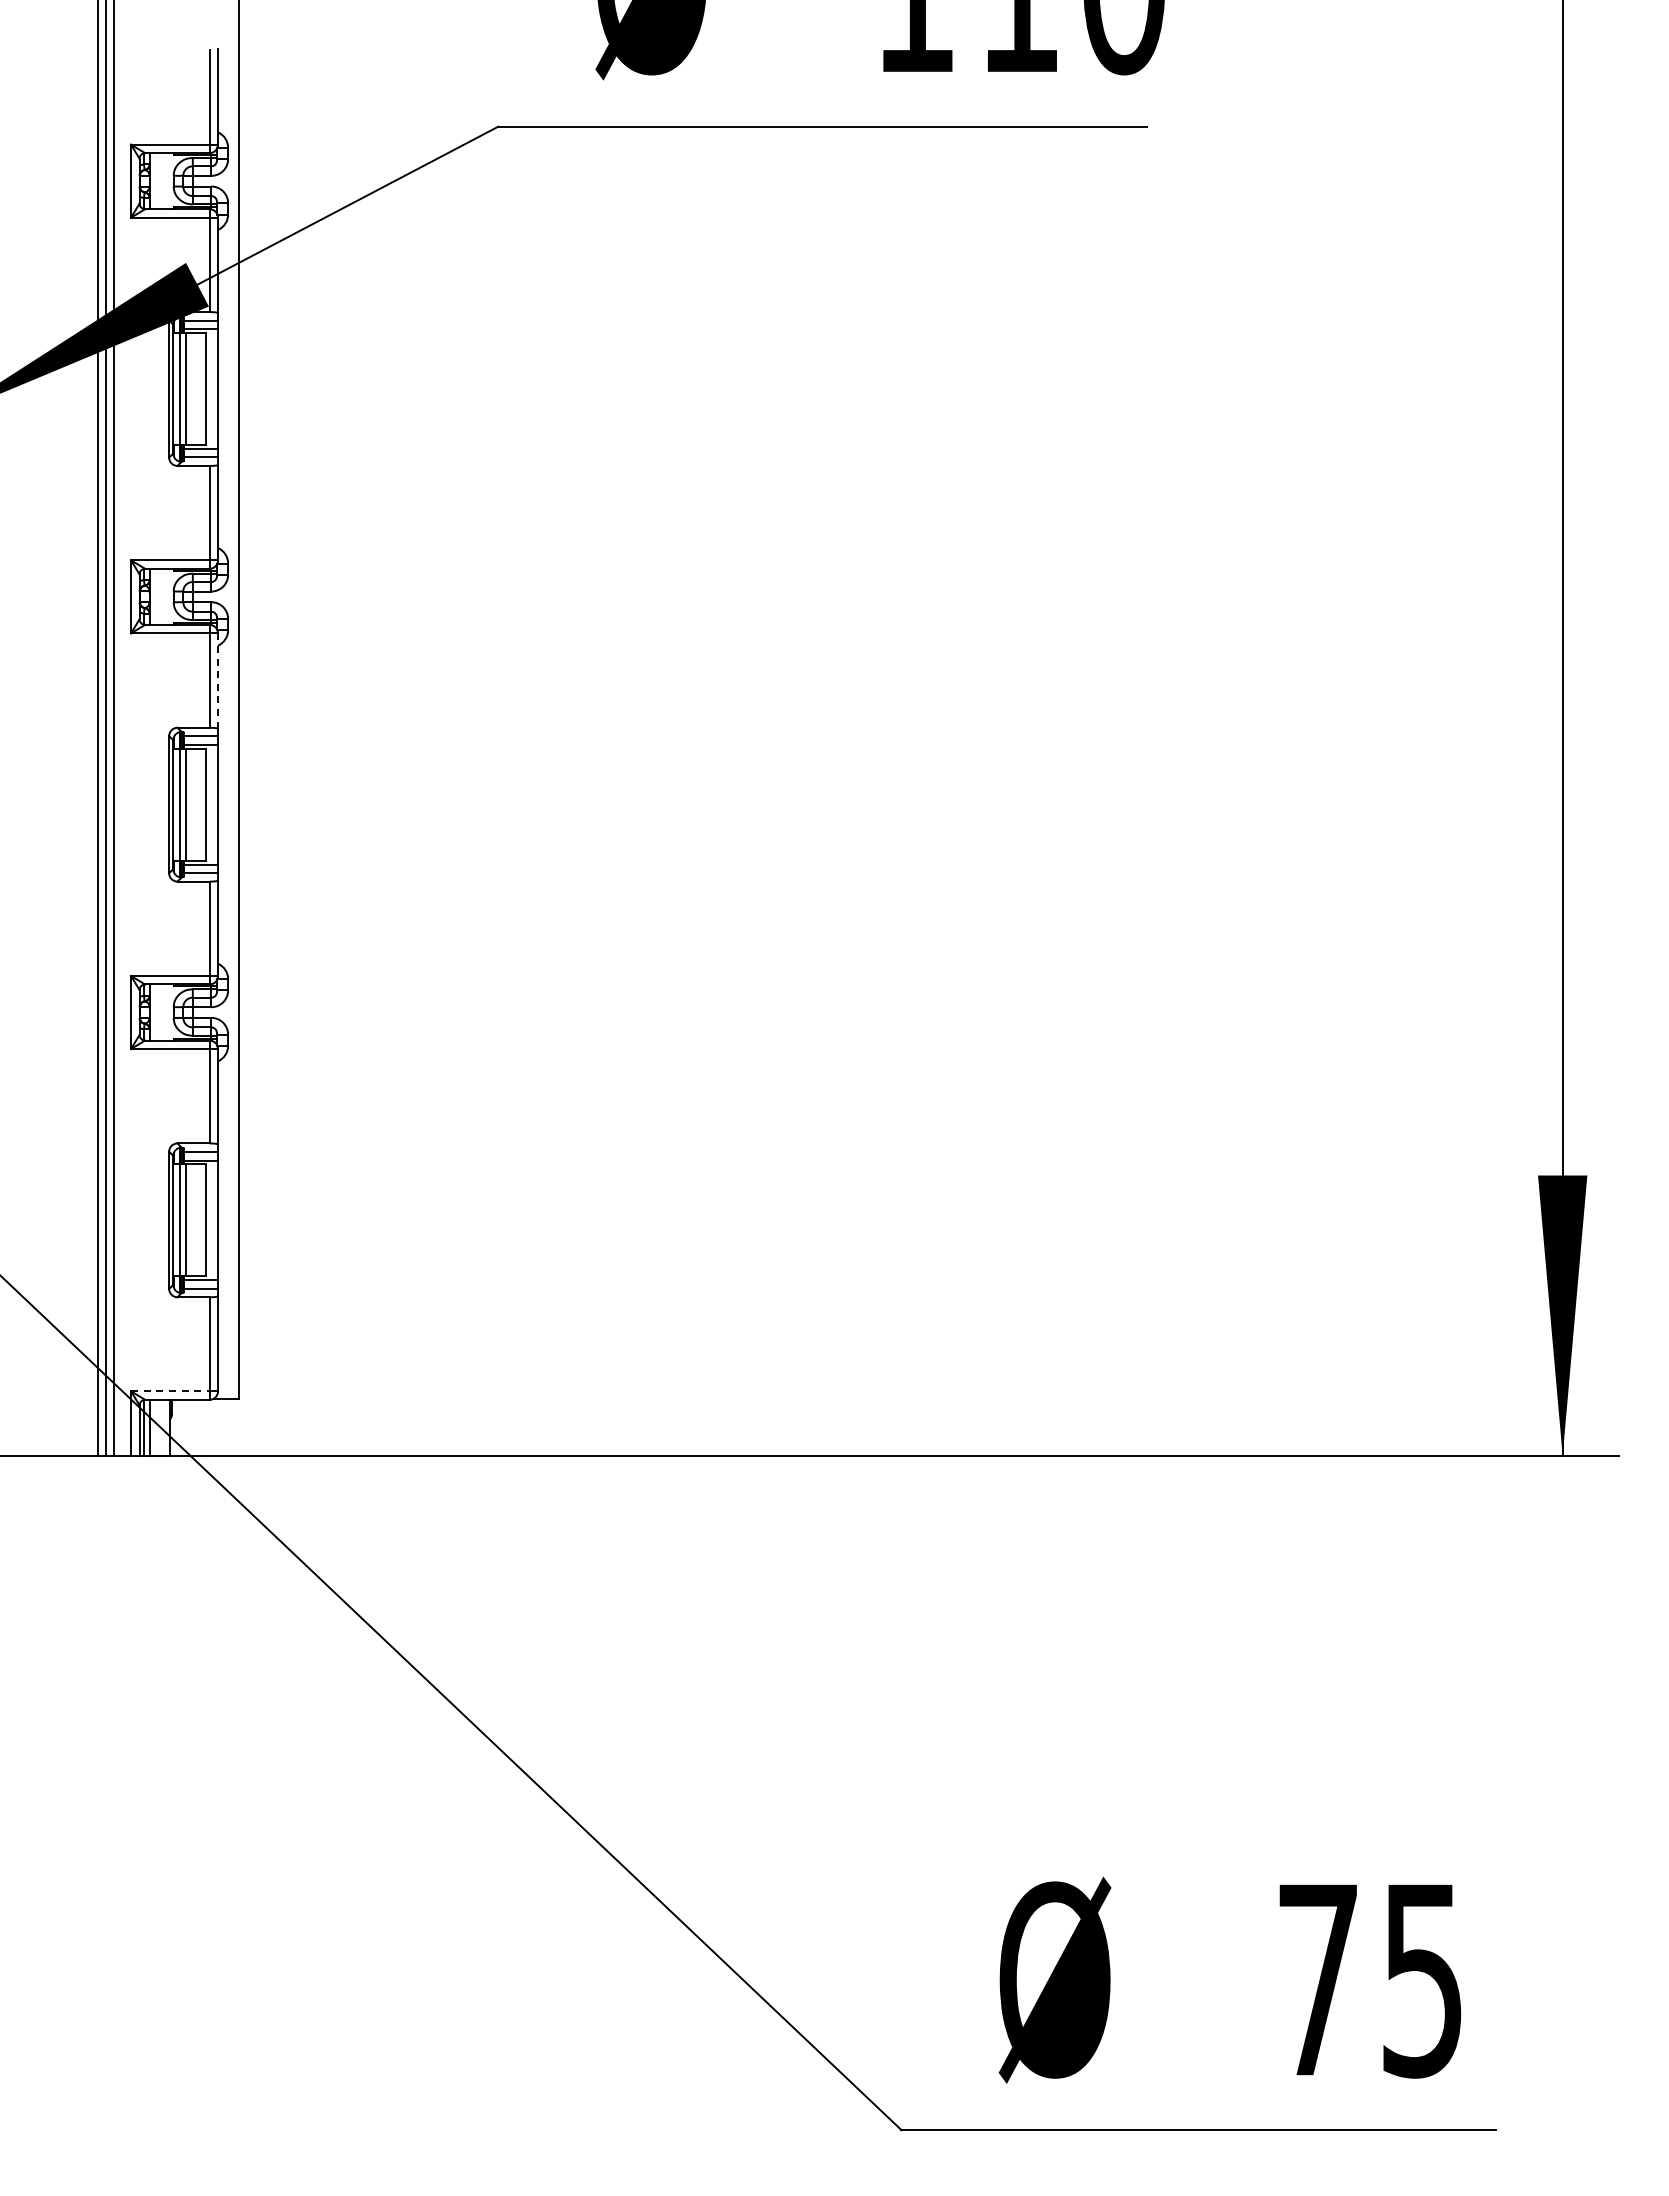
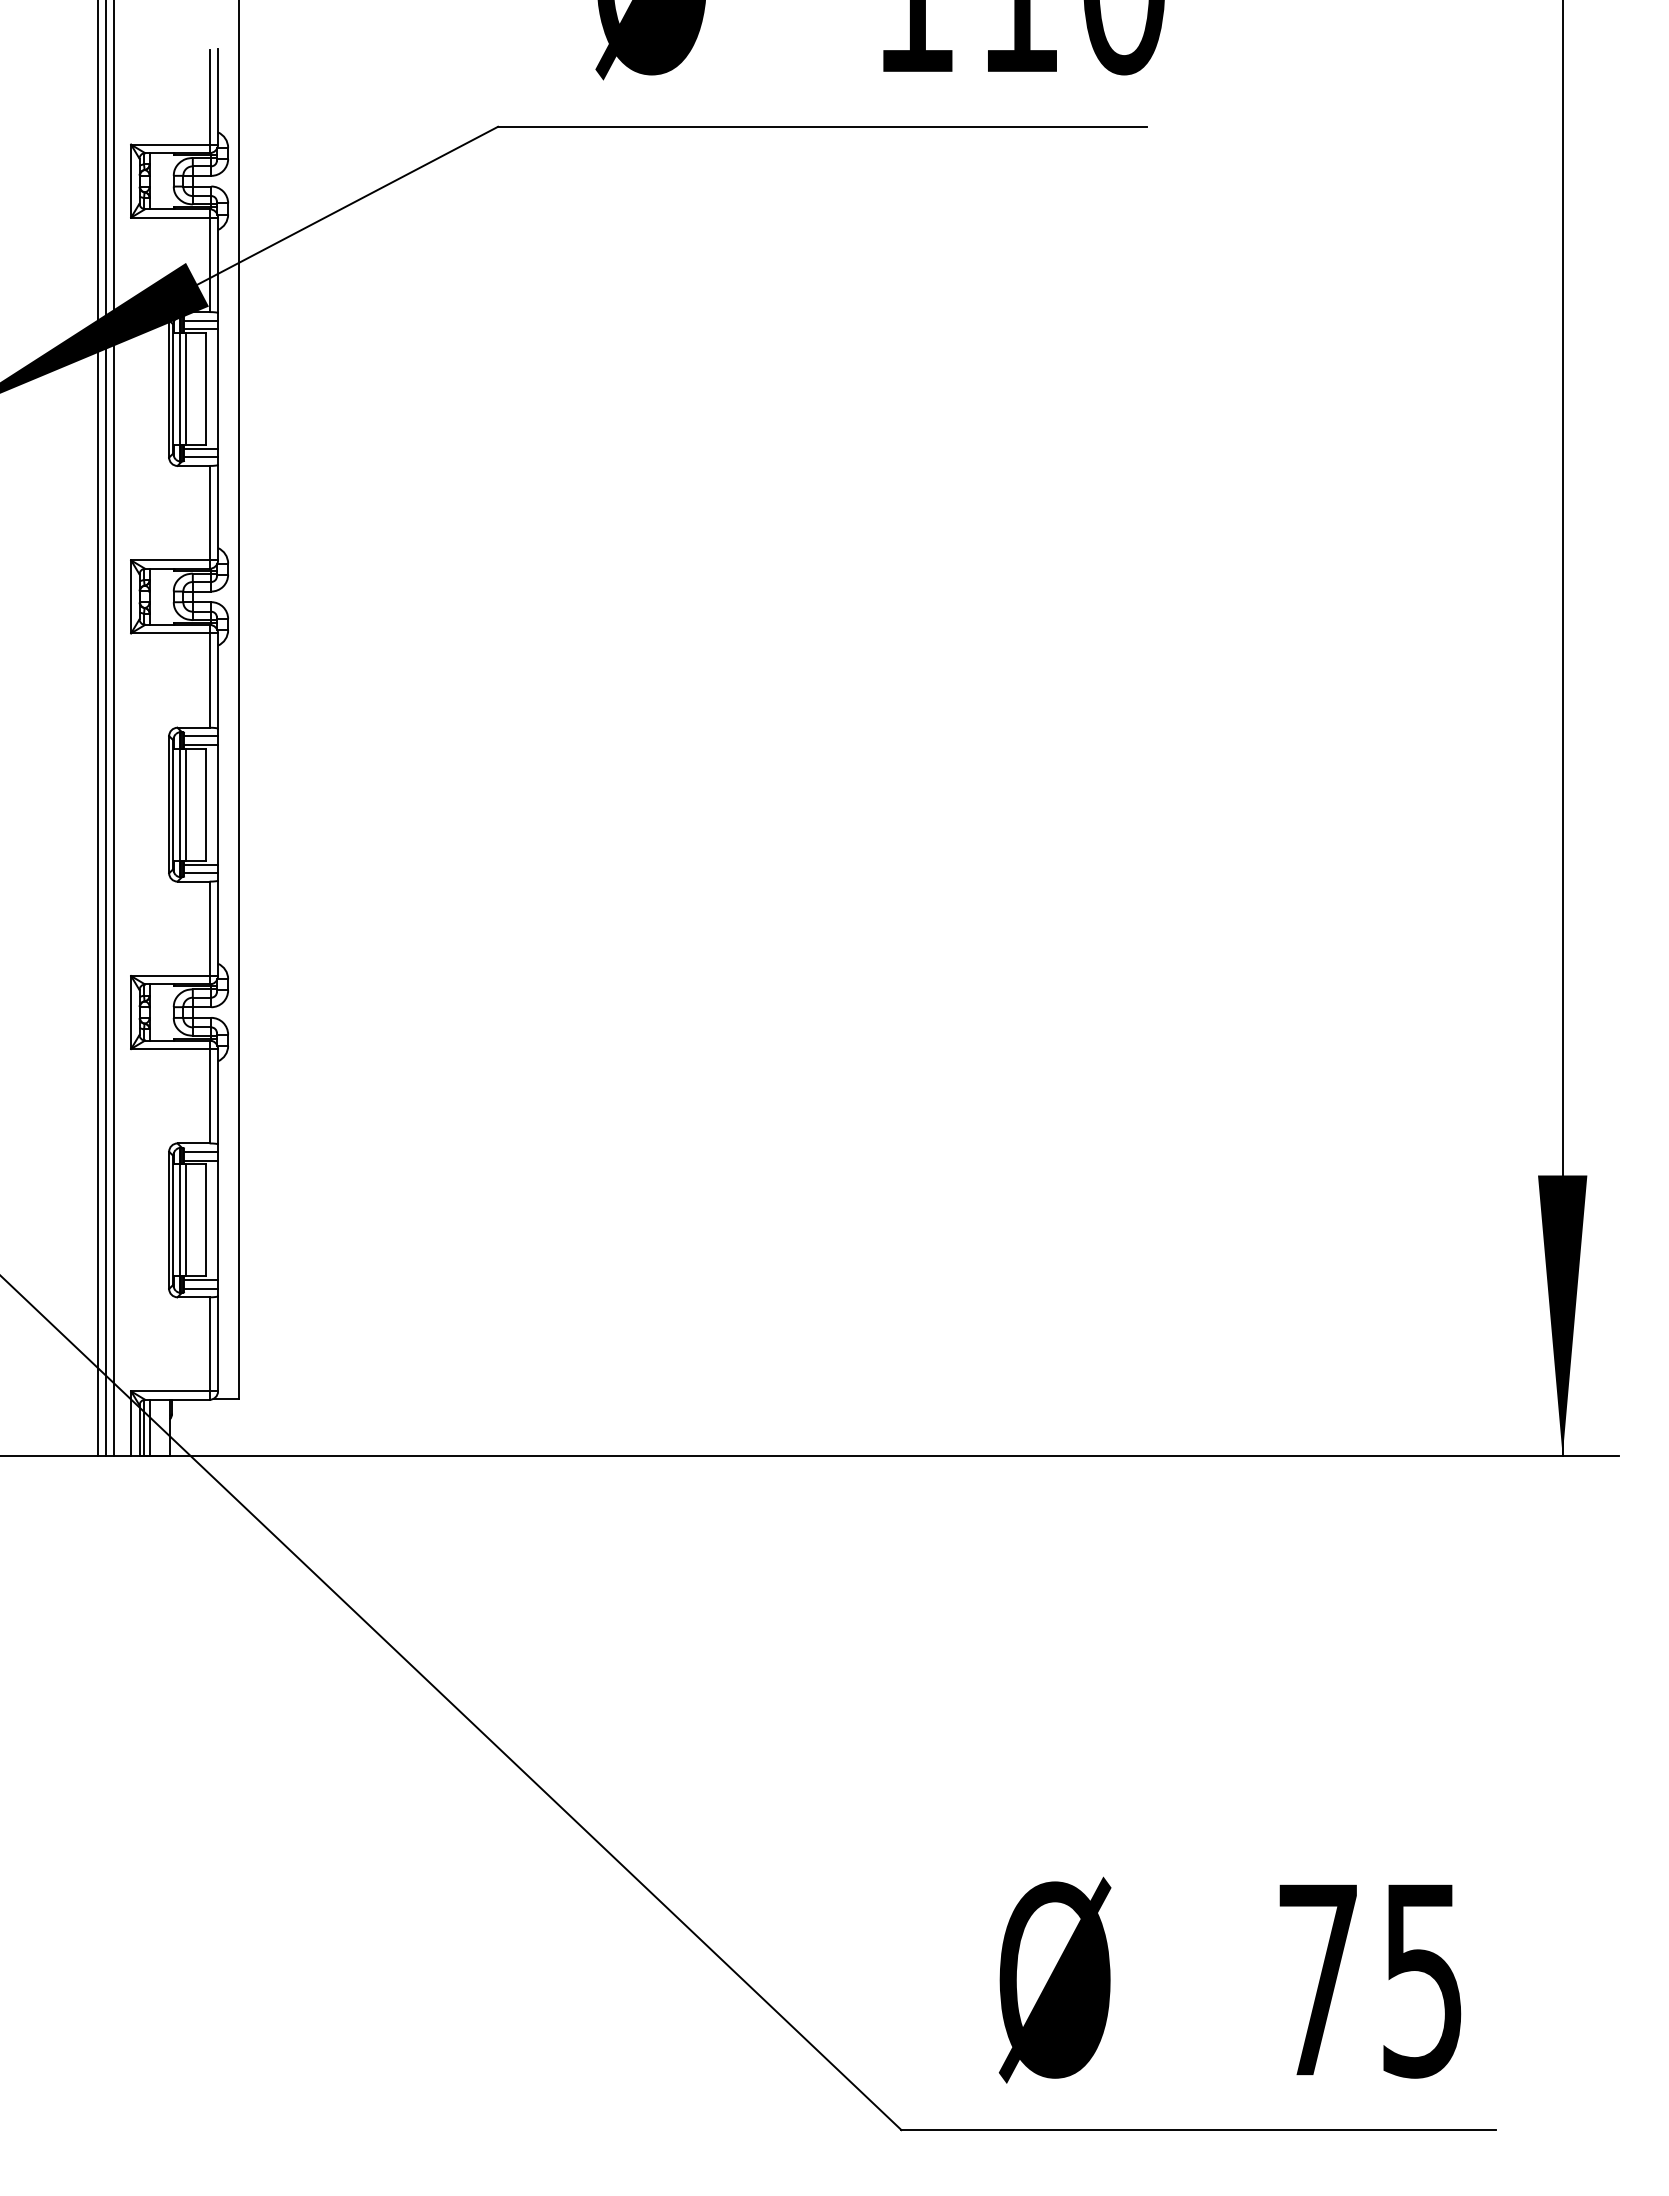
line: dashed -> solid (218, 681)
line: dashed -> solid (170, 1391)
